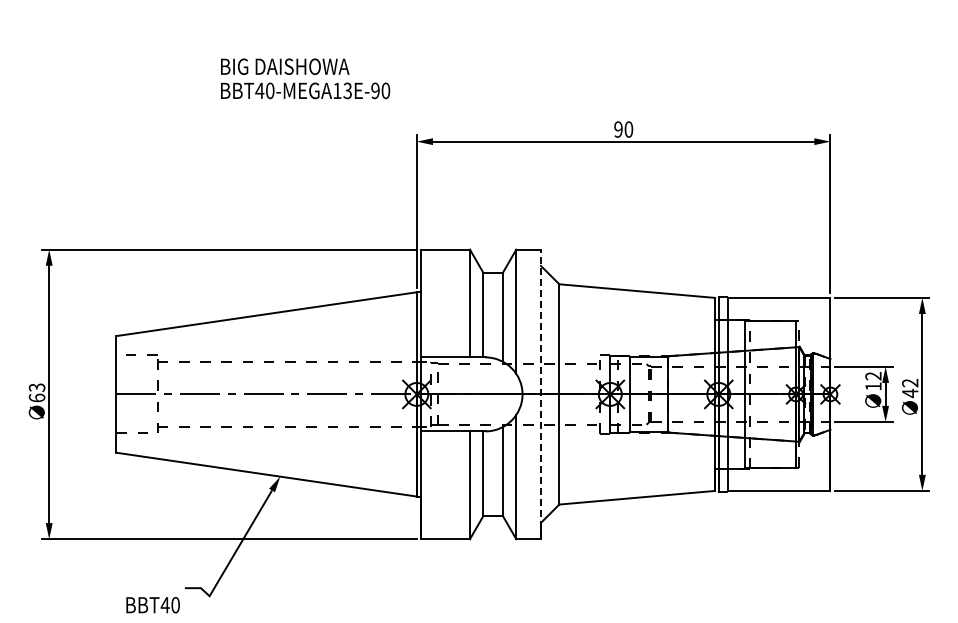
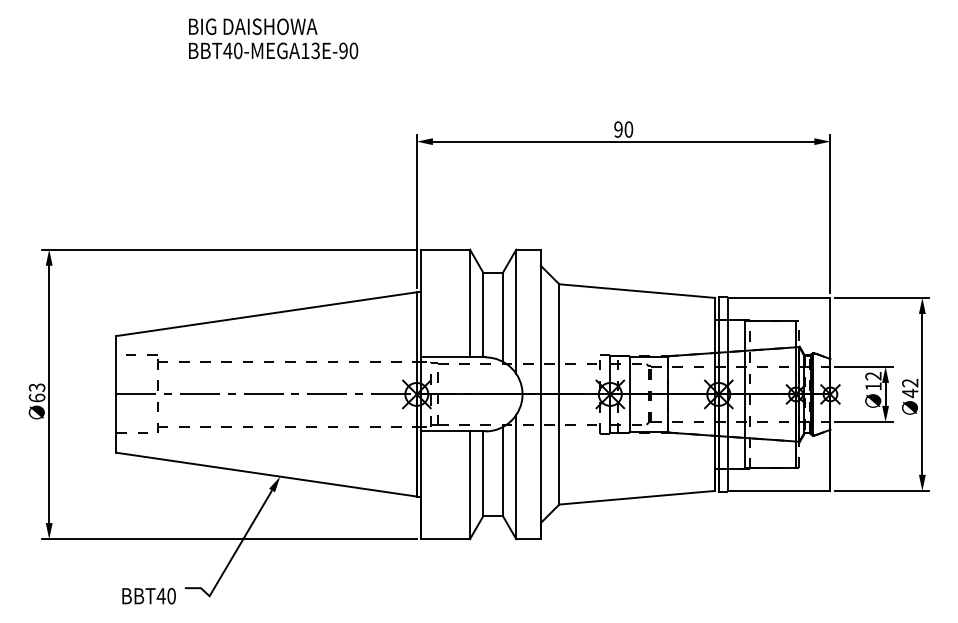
text position: (305, 78) -> (273, 38) (273, 38)
line: dashed -> solid (540, 394)
text position: (152, 605) -> (148, 596) (148, 596)
